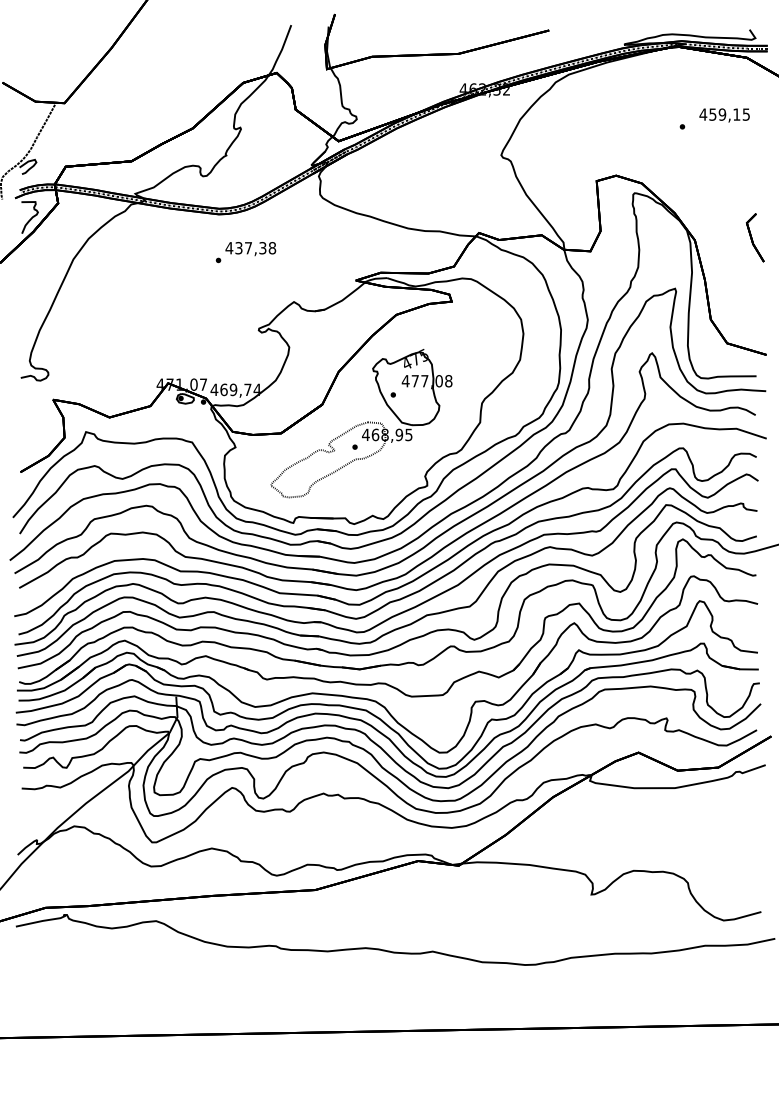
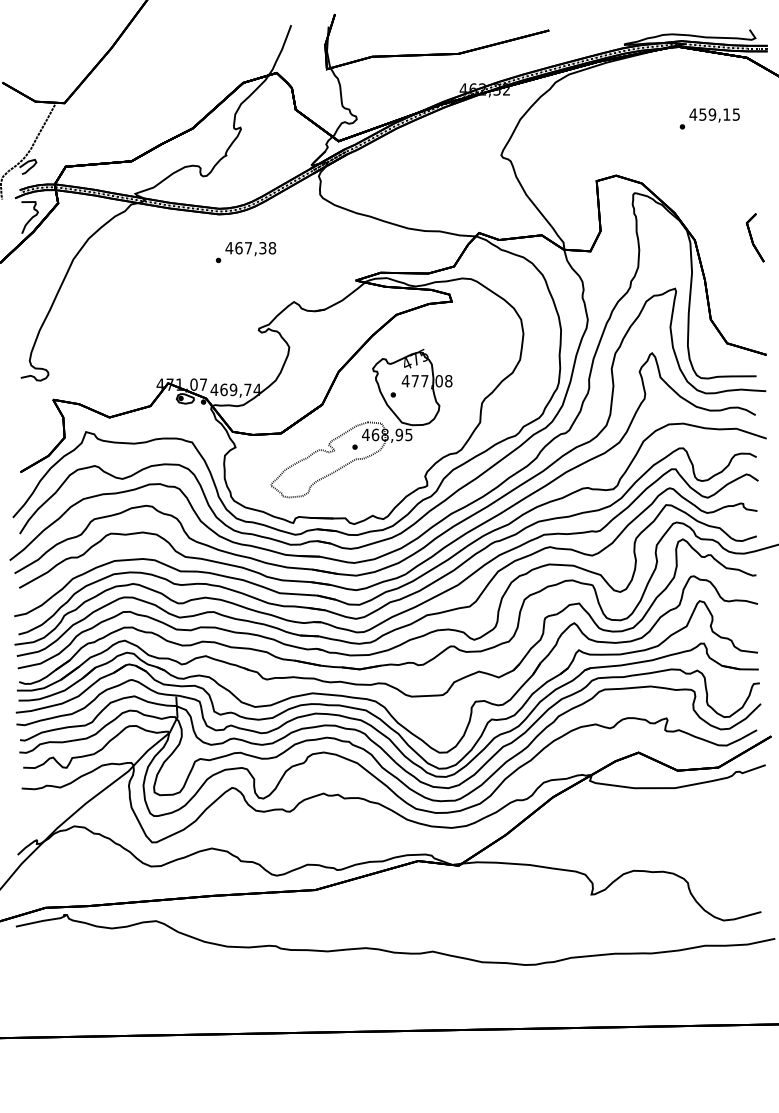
text position: (724, 115) -> (714, 115) (714, 115)
text: 437,38 -> 467,38 (238, 248)
